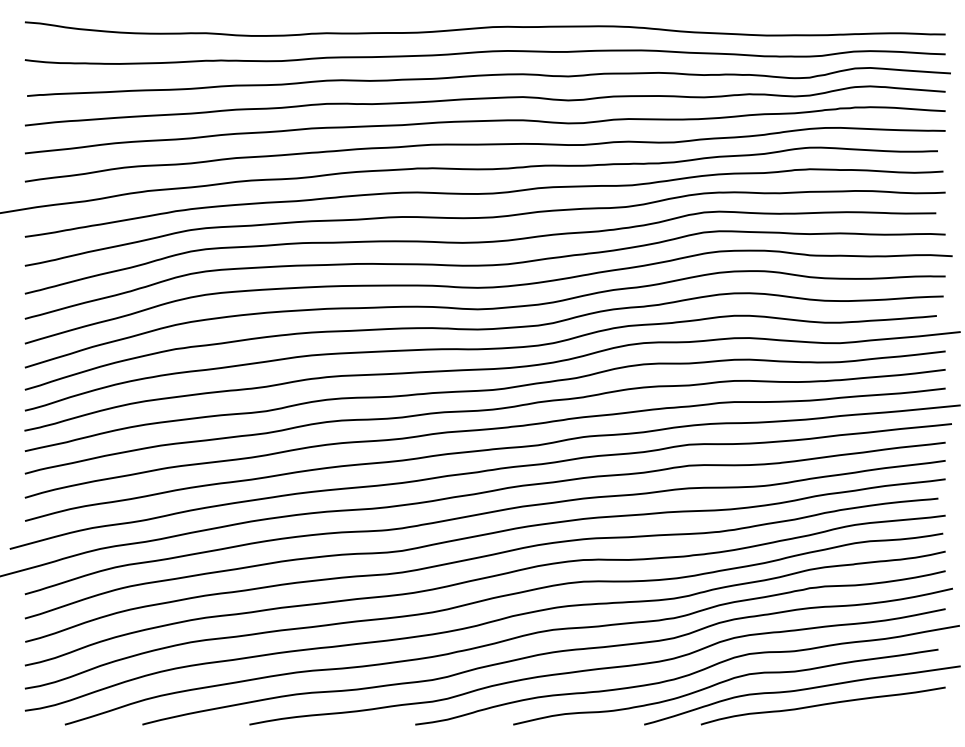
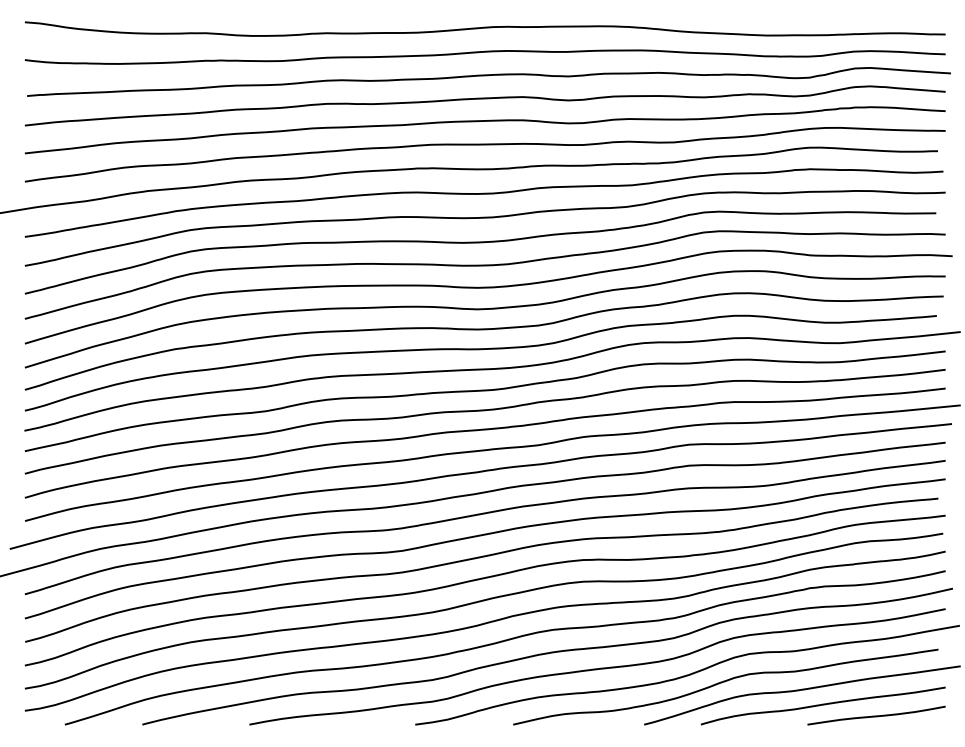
curve: none -> present (876, 715)
